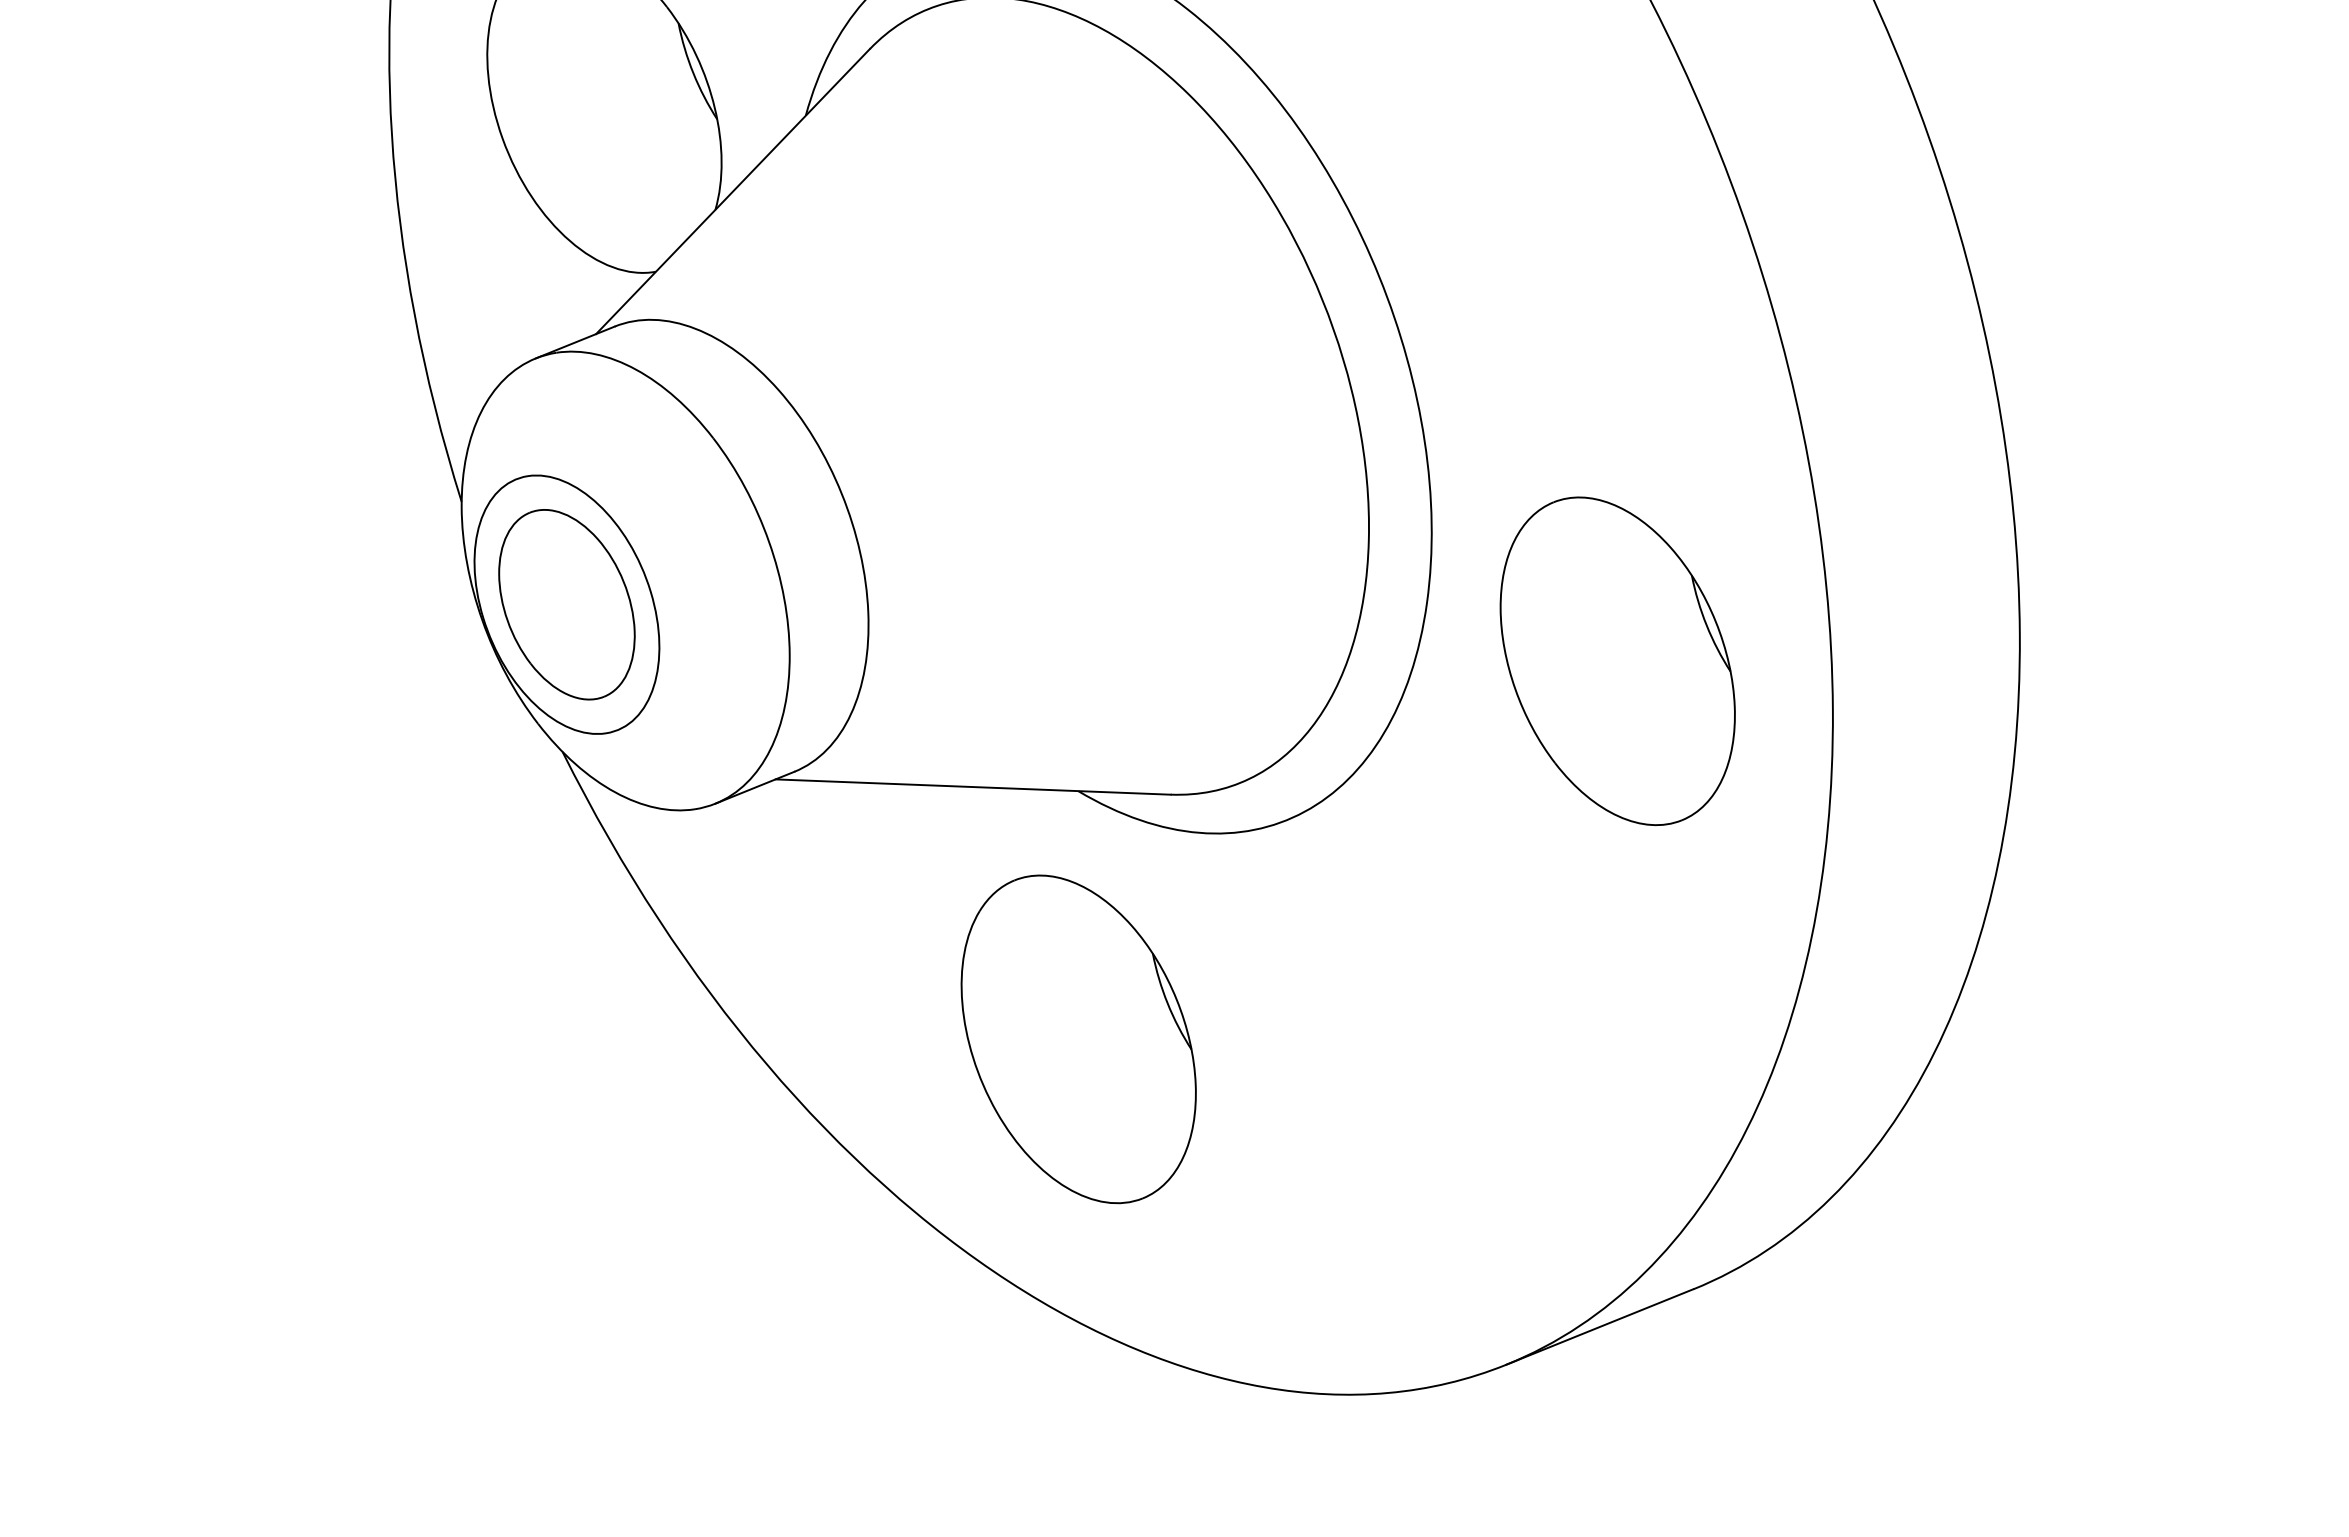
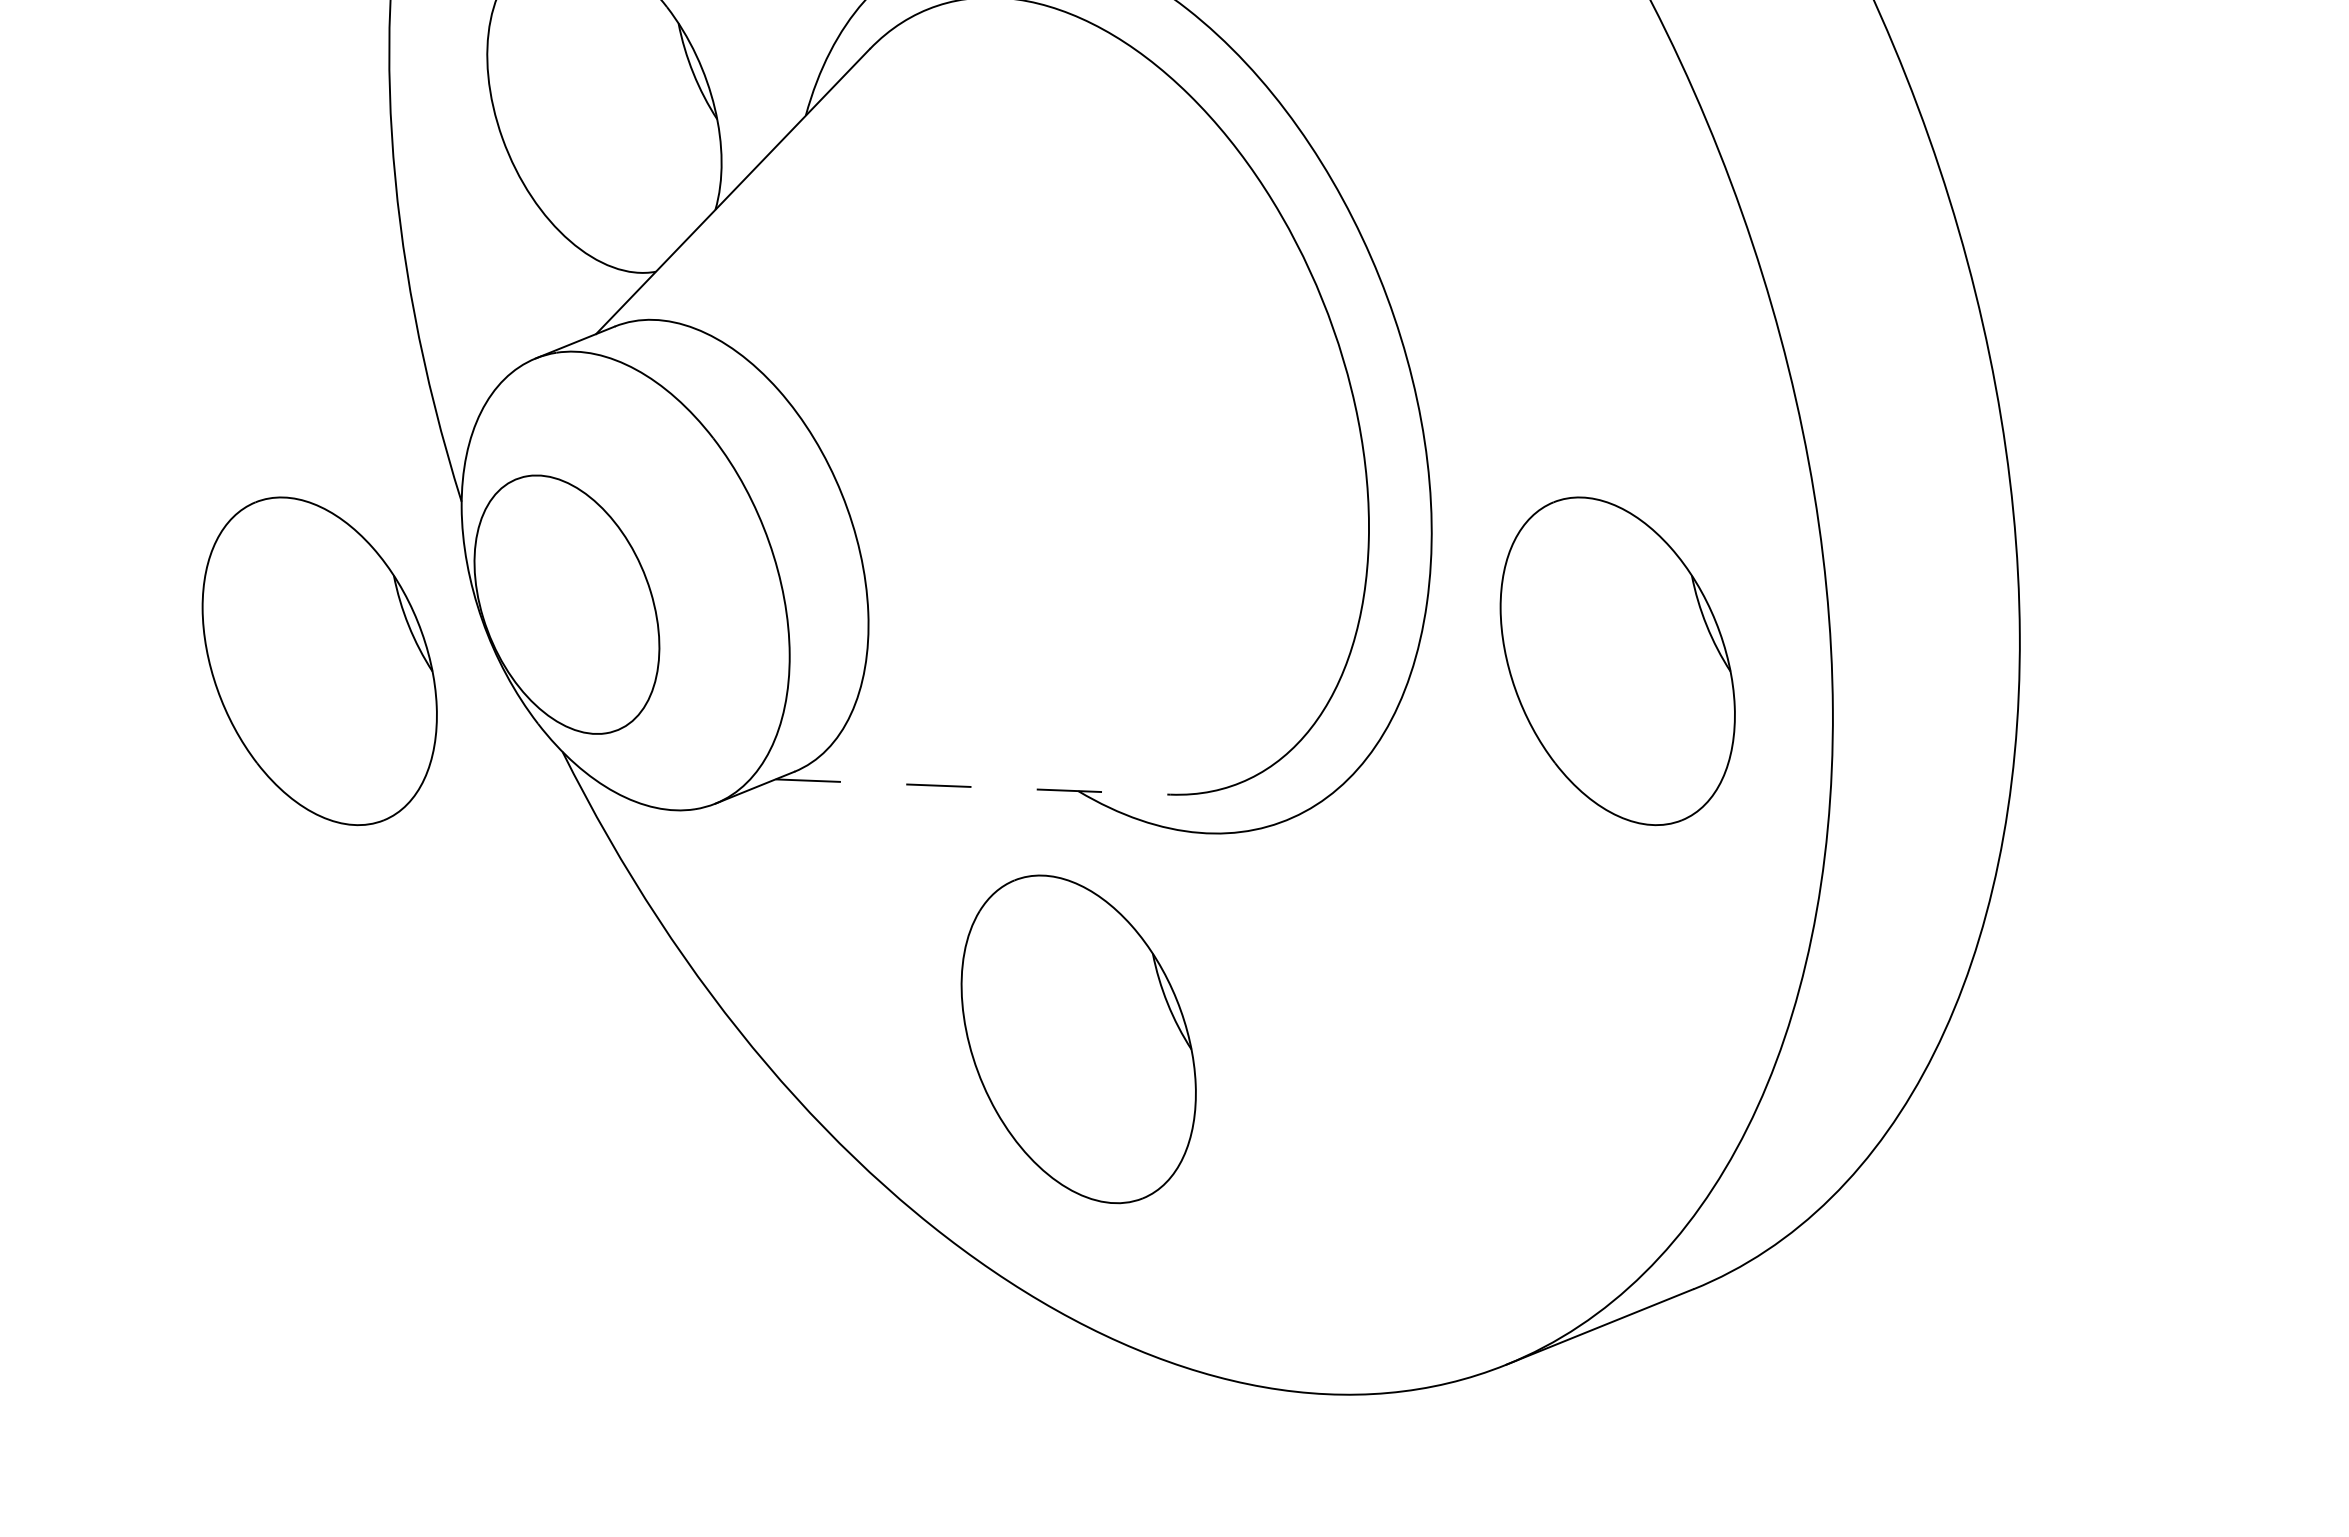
part: present -> none (566, 604)
part: none -> present (319, 661)
line: solid -> dashed (973, 787)
